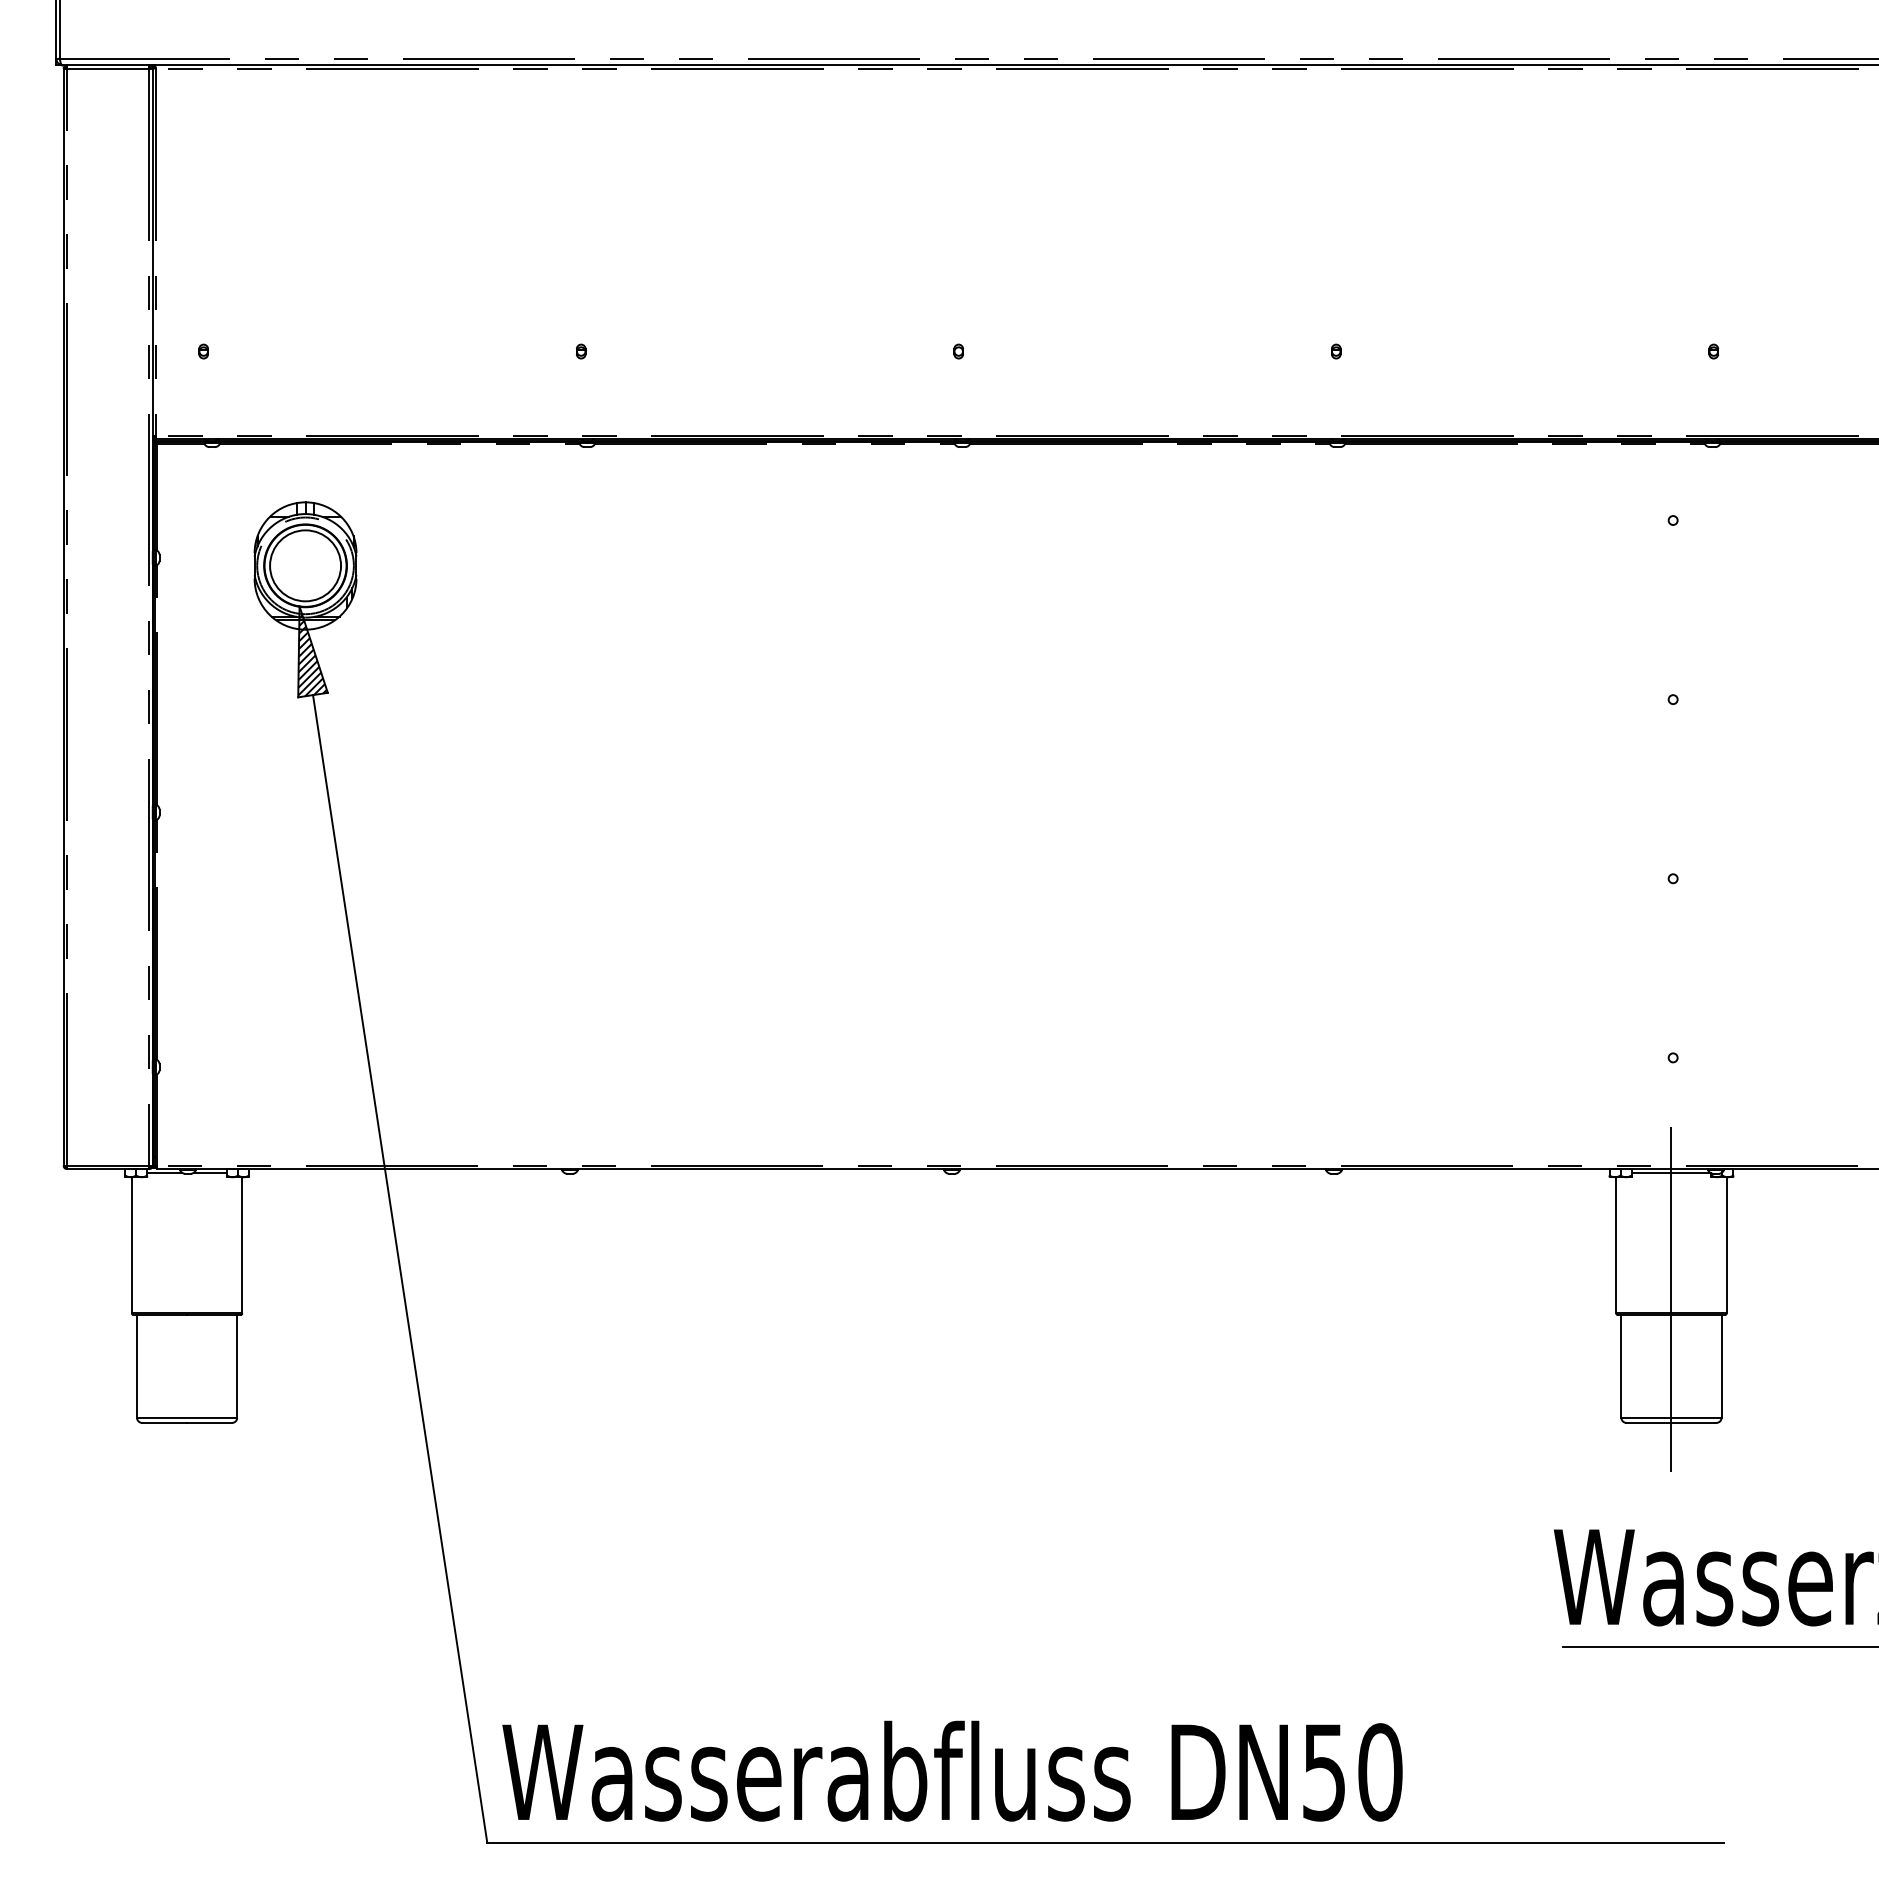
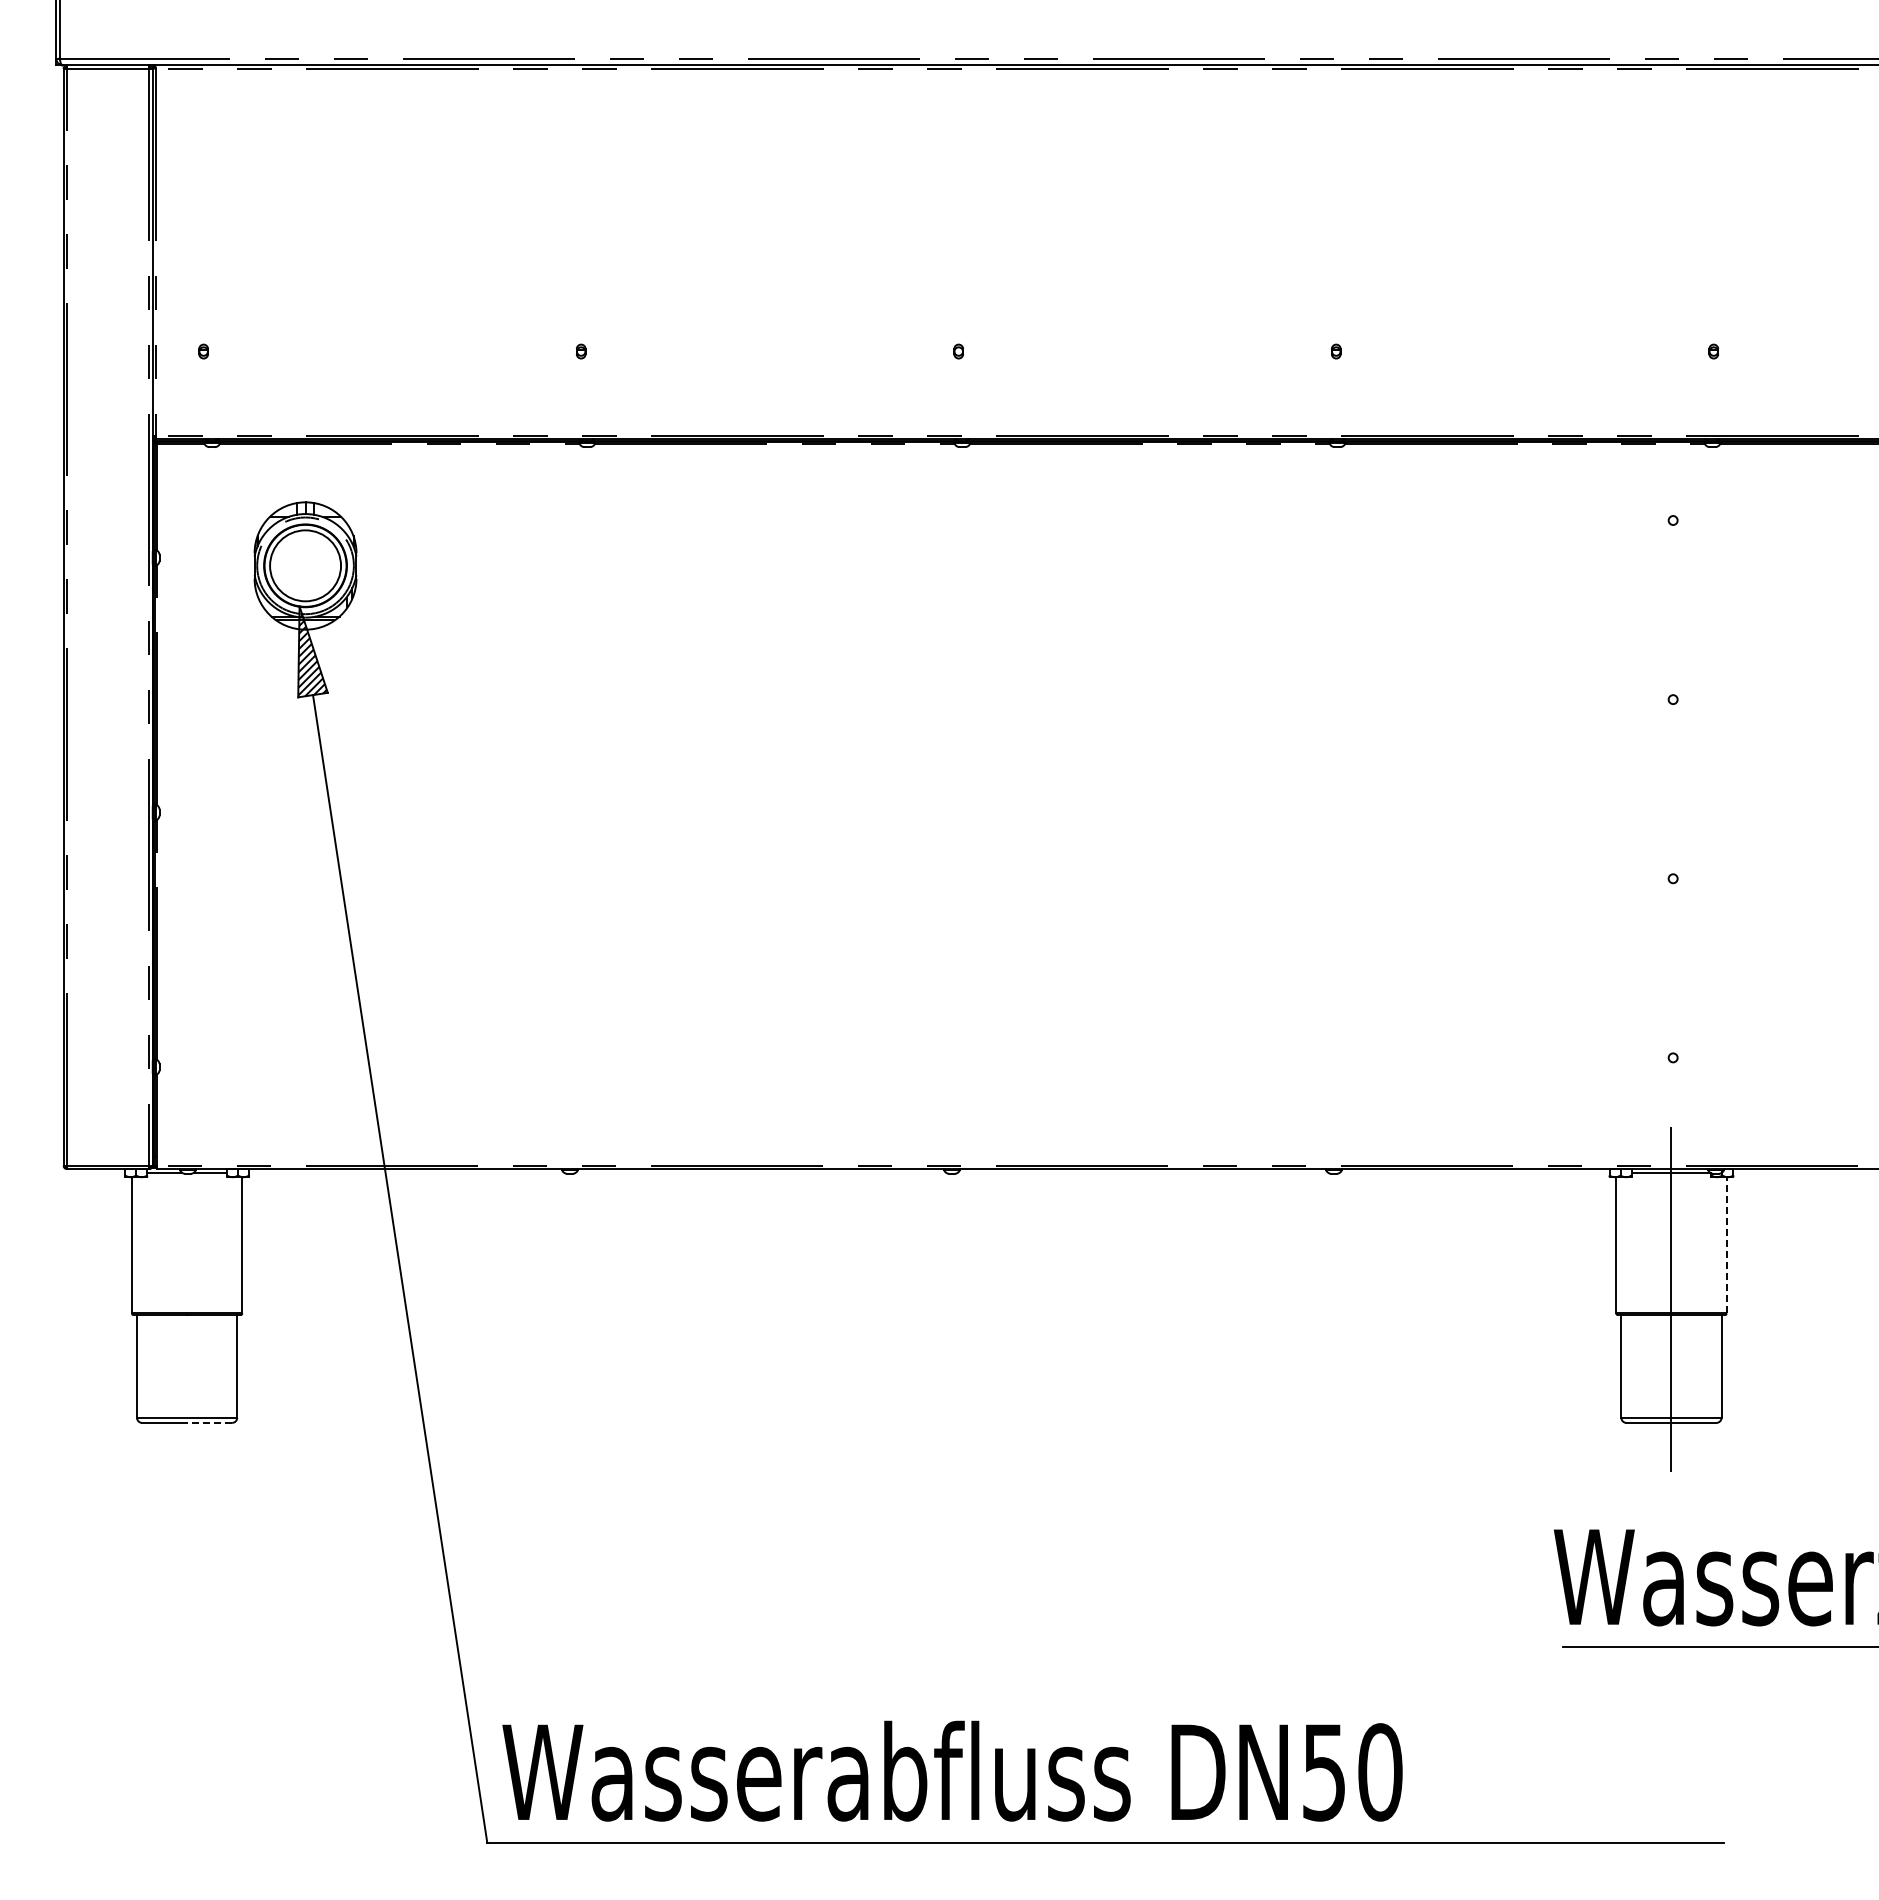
line: solid -> dashed (1726, 1244)
line: solid -> dashed (209, 1422)
